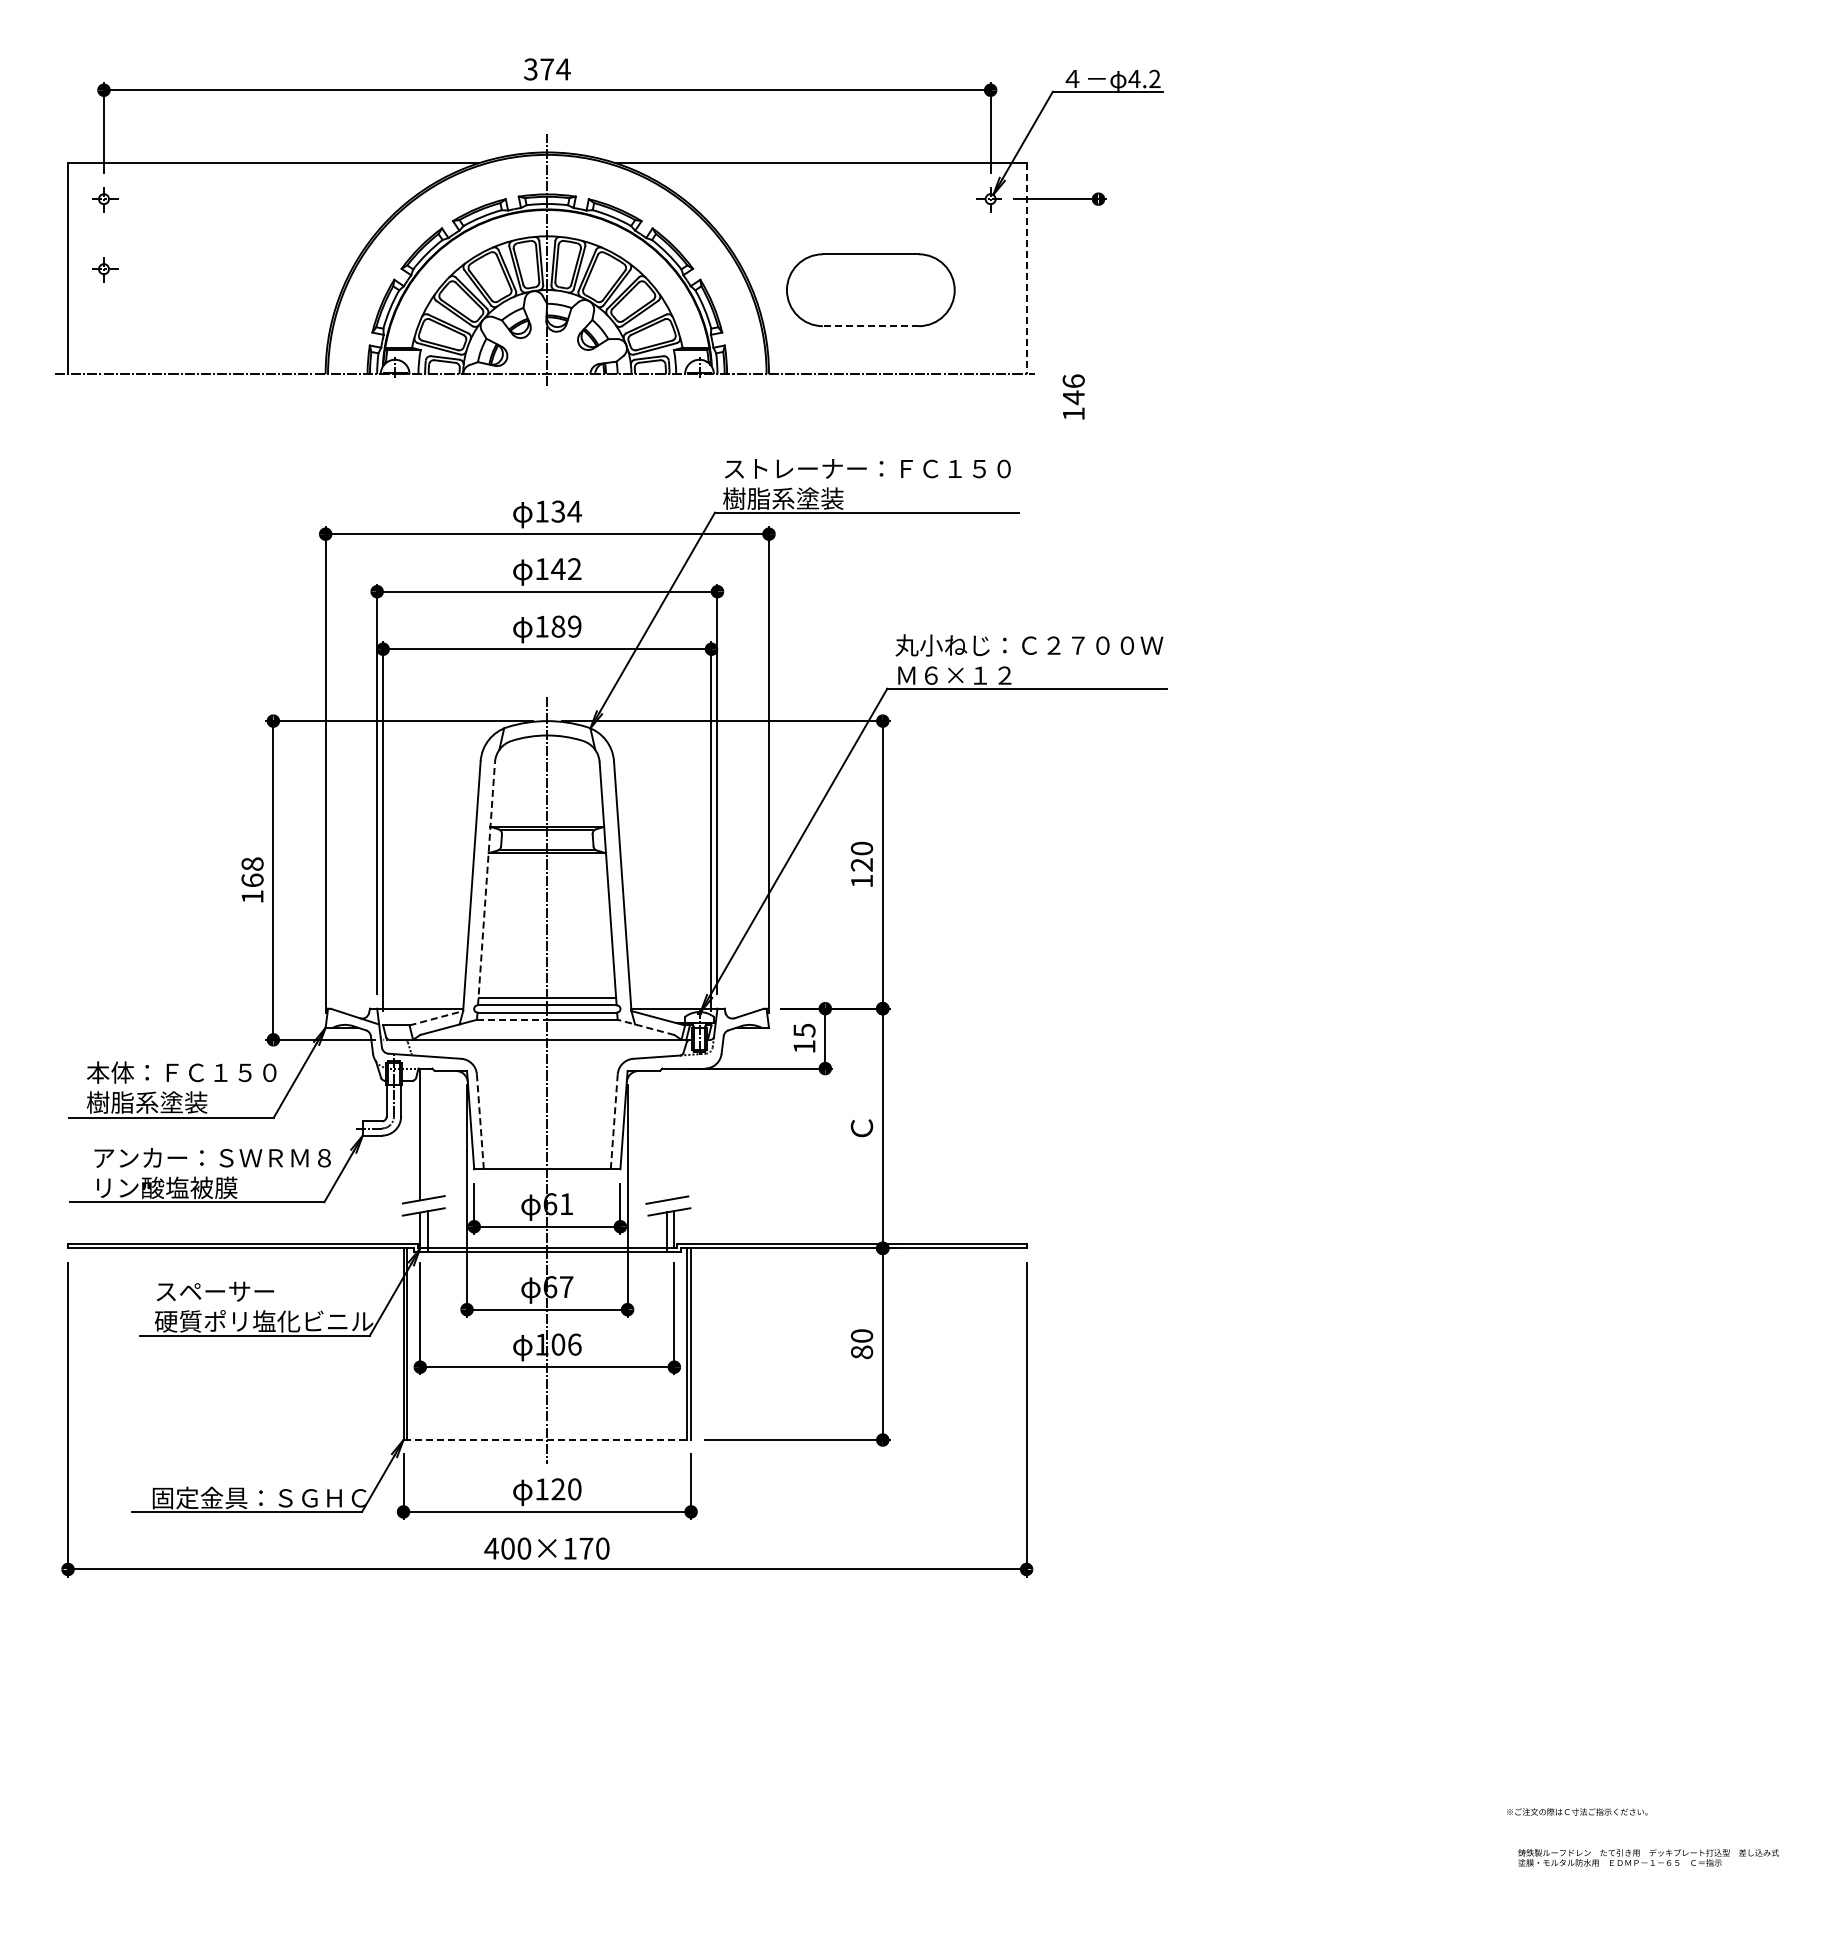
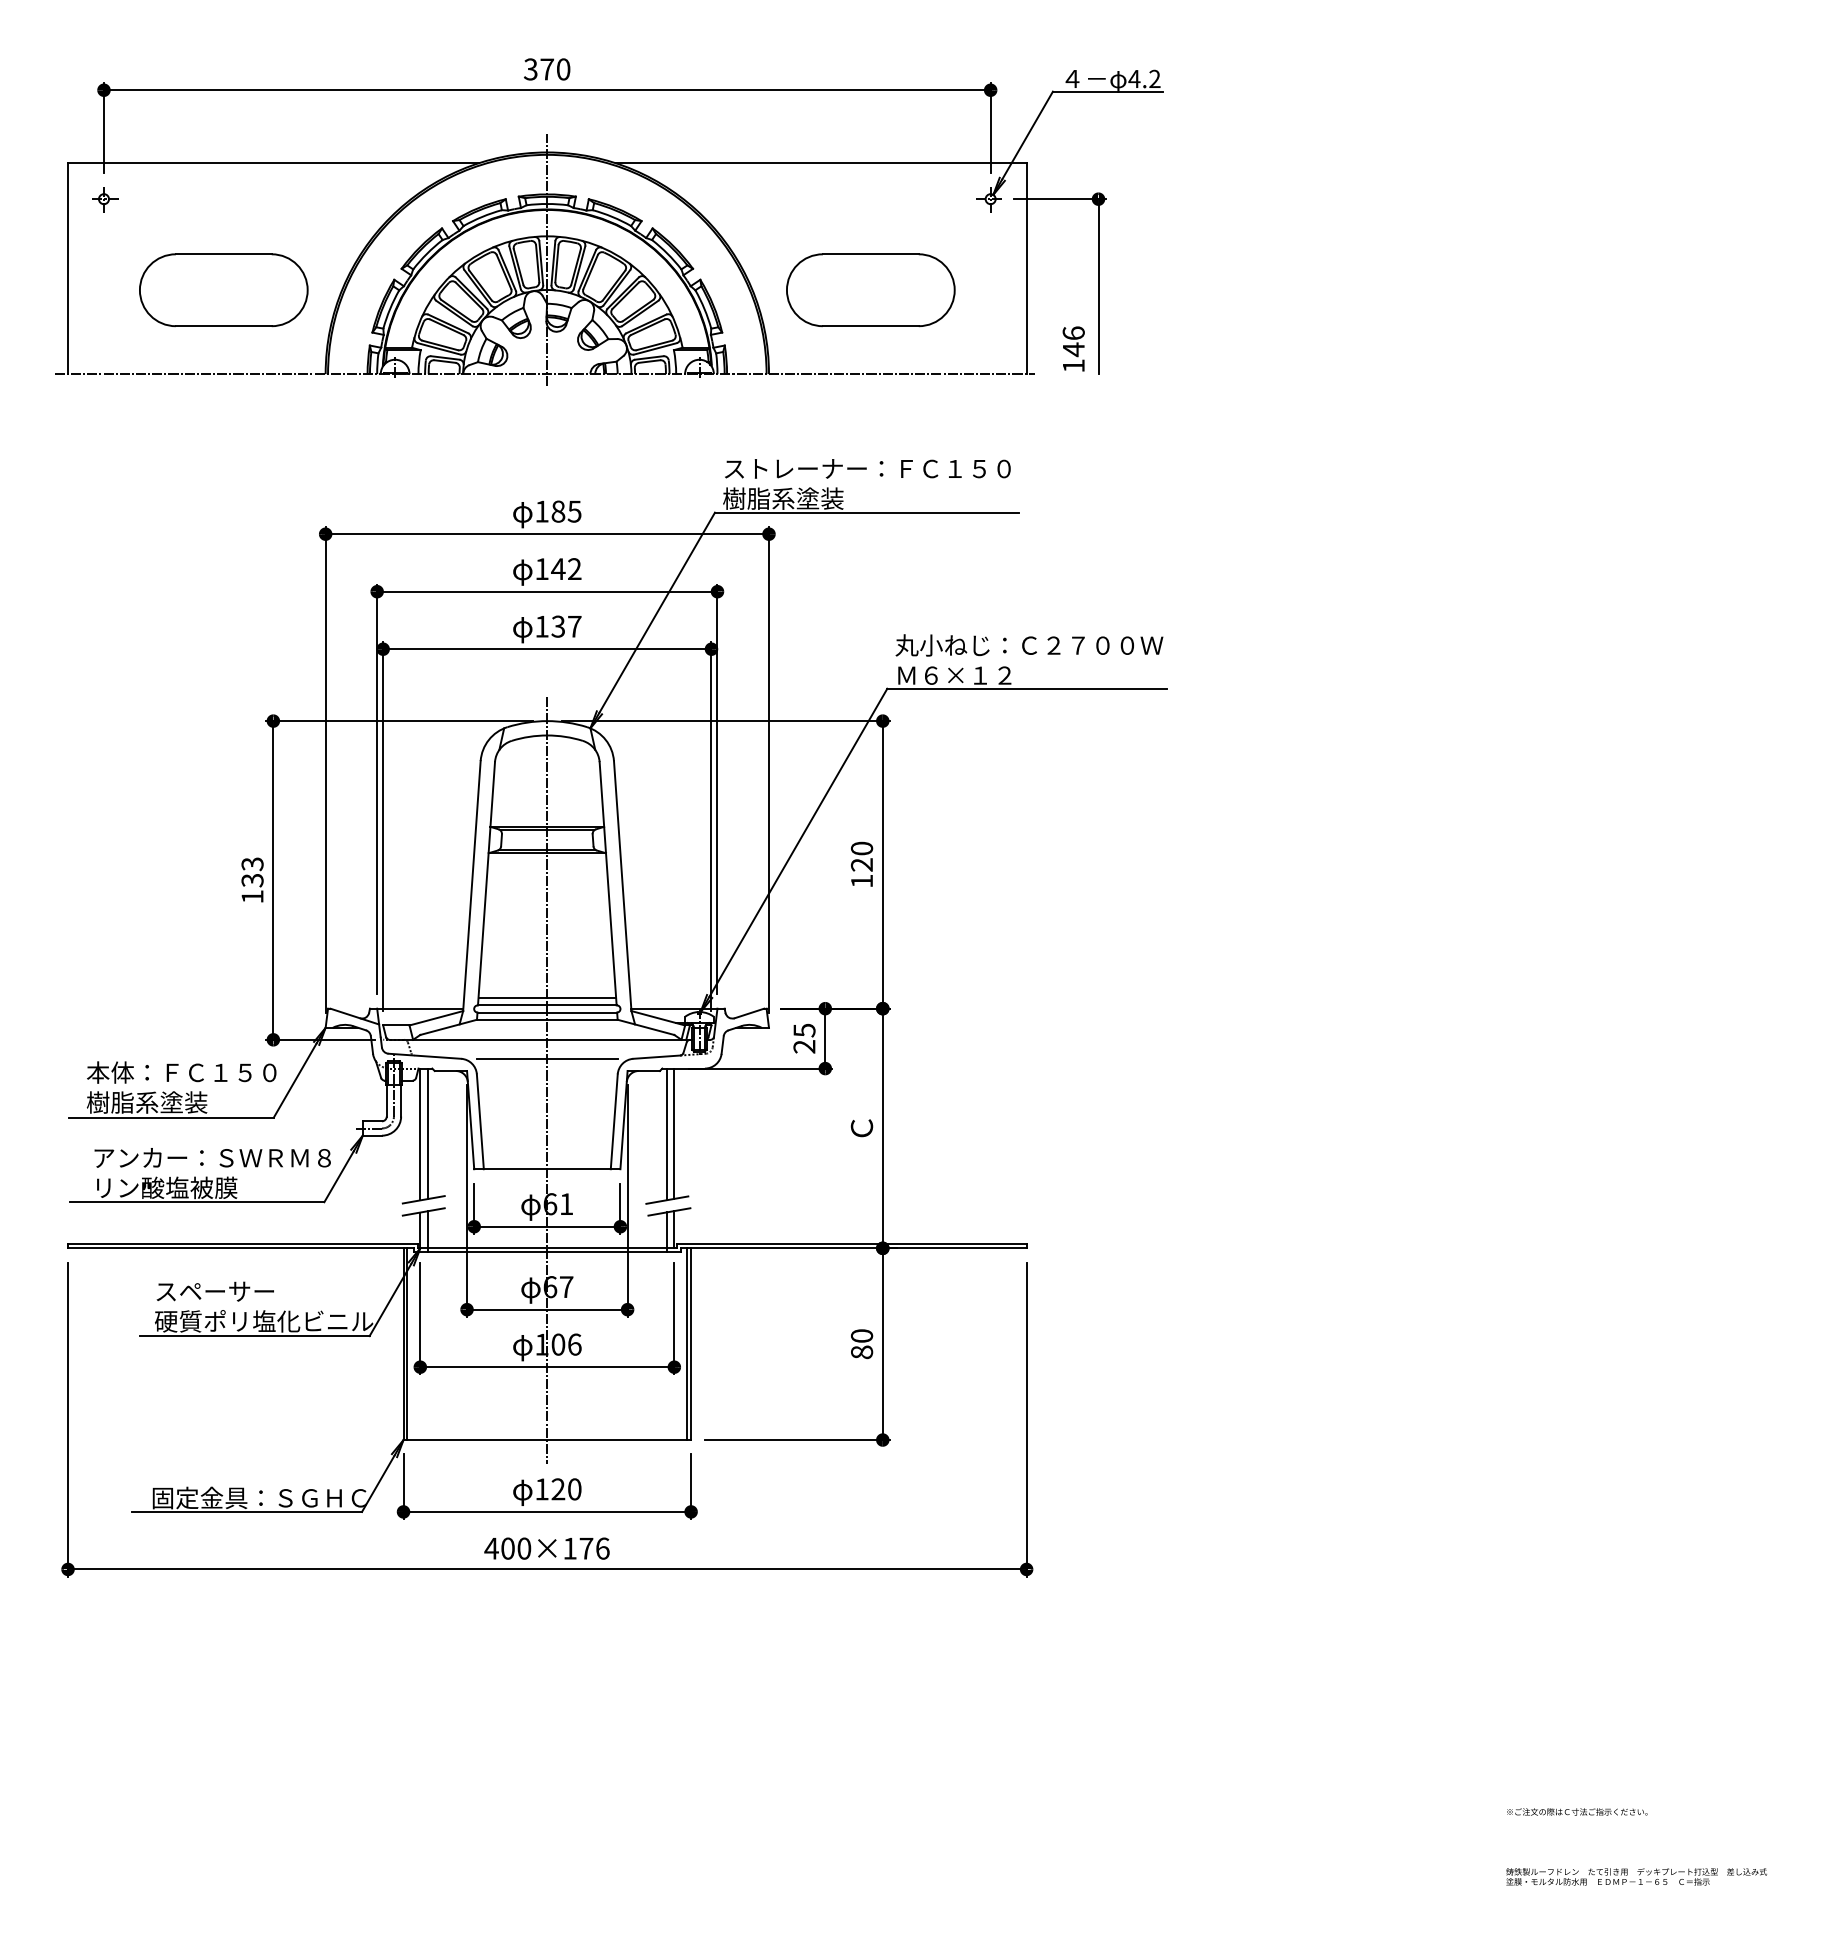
text: 374 -> 370 (563, 69)
part: present -> none (105, 269)
line: dashed -> solid (1026, 269)
line: none -> present (1098, 286)
part: none -> present (223, 290)
line: dashed -> solid (870, 326)
text position: (1073, 396) -> (1073, 348) (1073, 348)
text: 134 -> 185 (566, 511)
text: 189 -> 137 (566, 626)
text: 168 -> 133 (252, 872)
line: dashed -> solid (486, 883)
line: dashed -> solid (436, 1018)
line: dashed -> solid (512, 1019)
line: dashed -> solid (645, 1027)
text: 15 -> 25 (804, 1046)
line: none -> present (546, 1058)
line: dashed -> solid (480, 1121)
line: dashed -> solid (614, 1121)
line: none -> present (427, 1133)
line: none -> present (674, 1133)
line: none -> present (667, 1134)
line: dashed -> solid (547, 1440)
text: 400×170 -> 400×176 (602, 1548)
text position: (1648, 1857) -> (1636, 1876) (1636, 1876)
